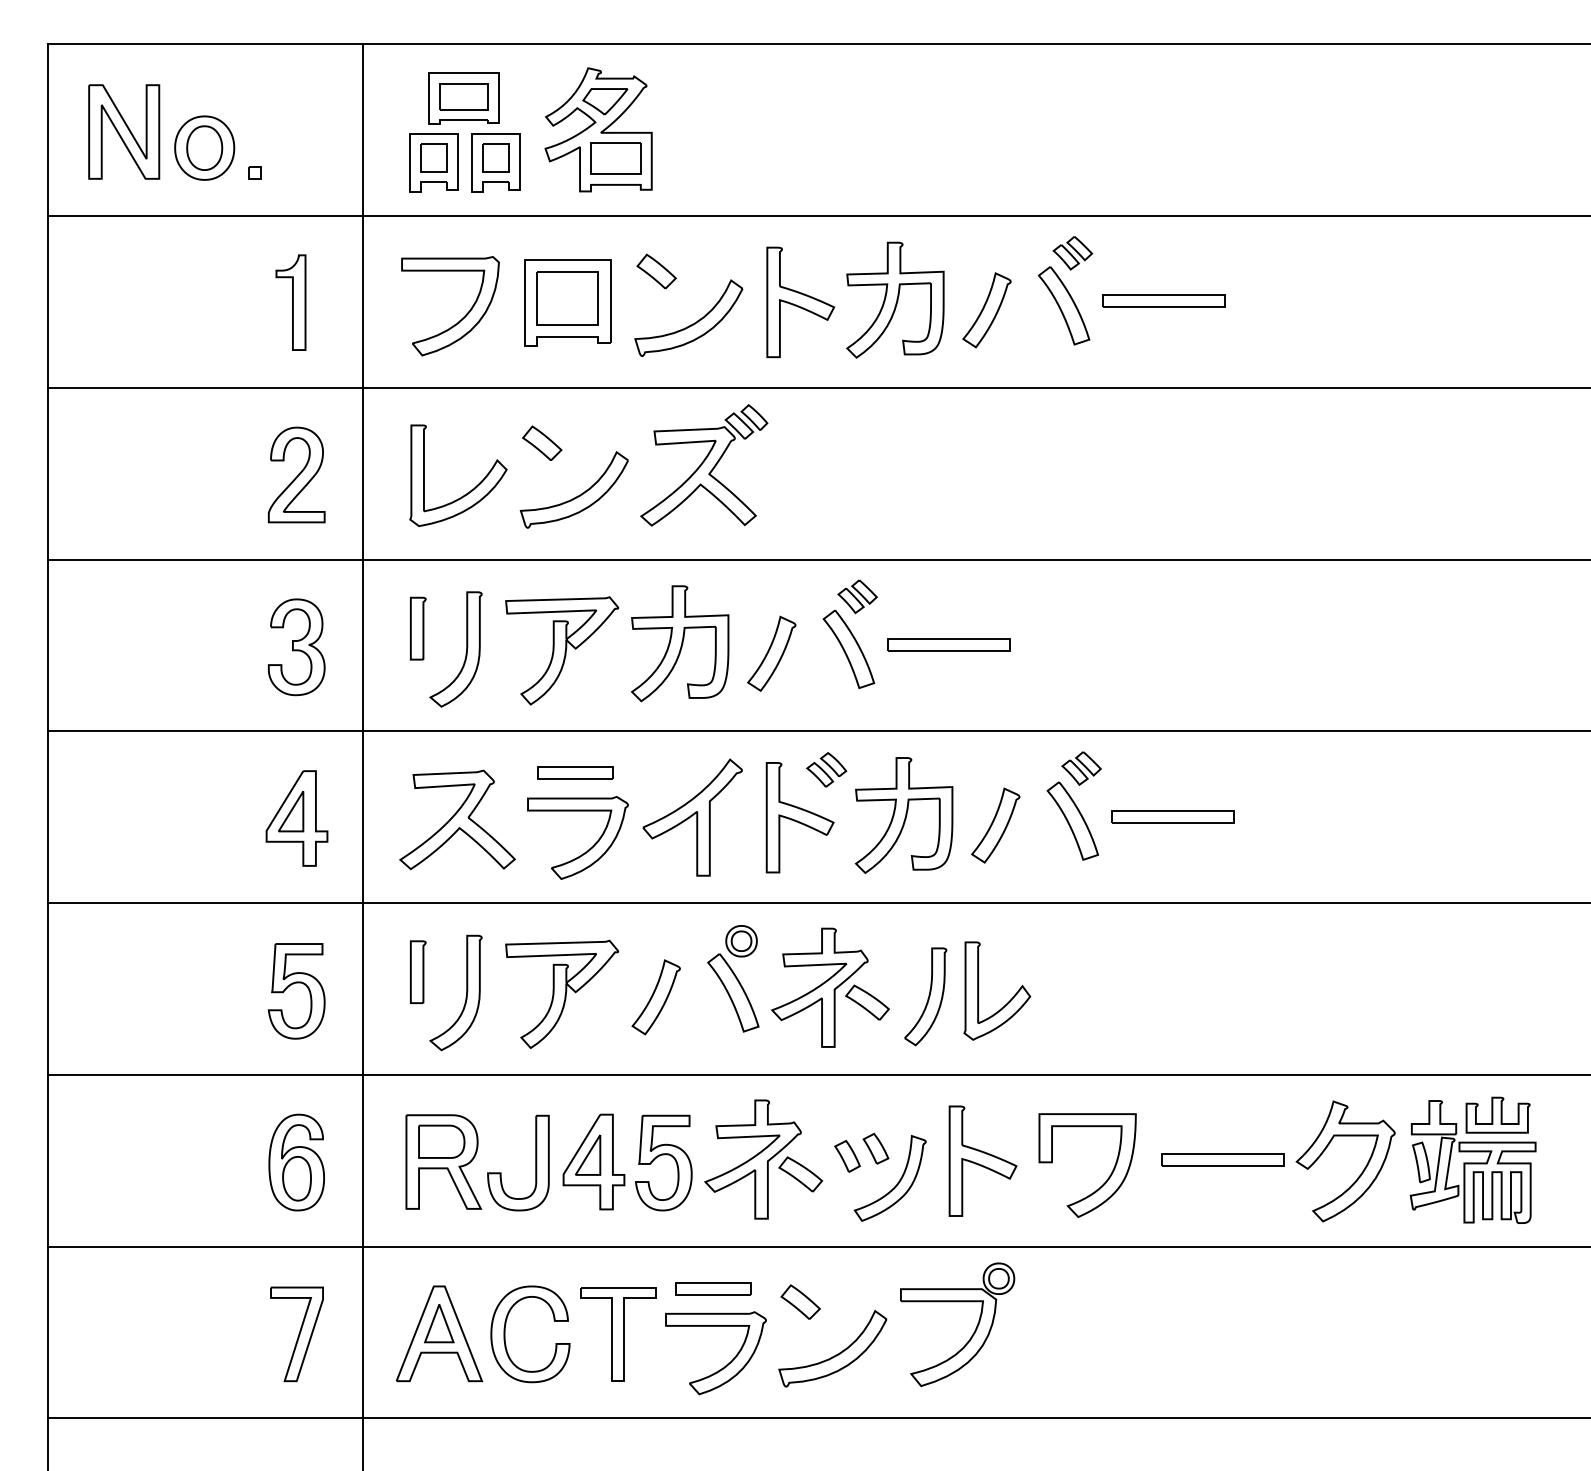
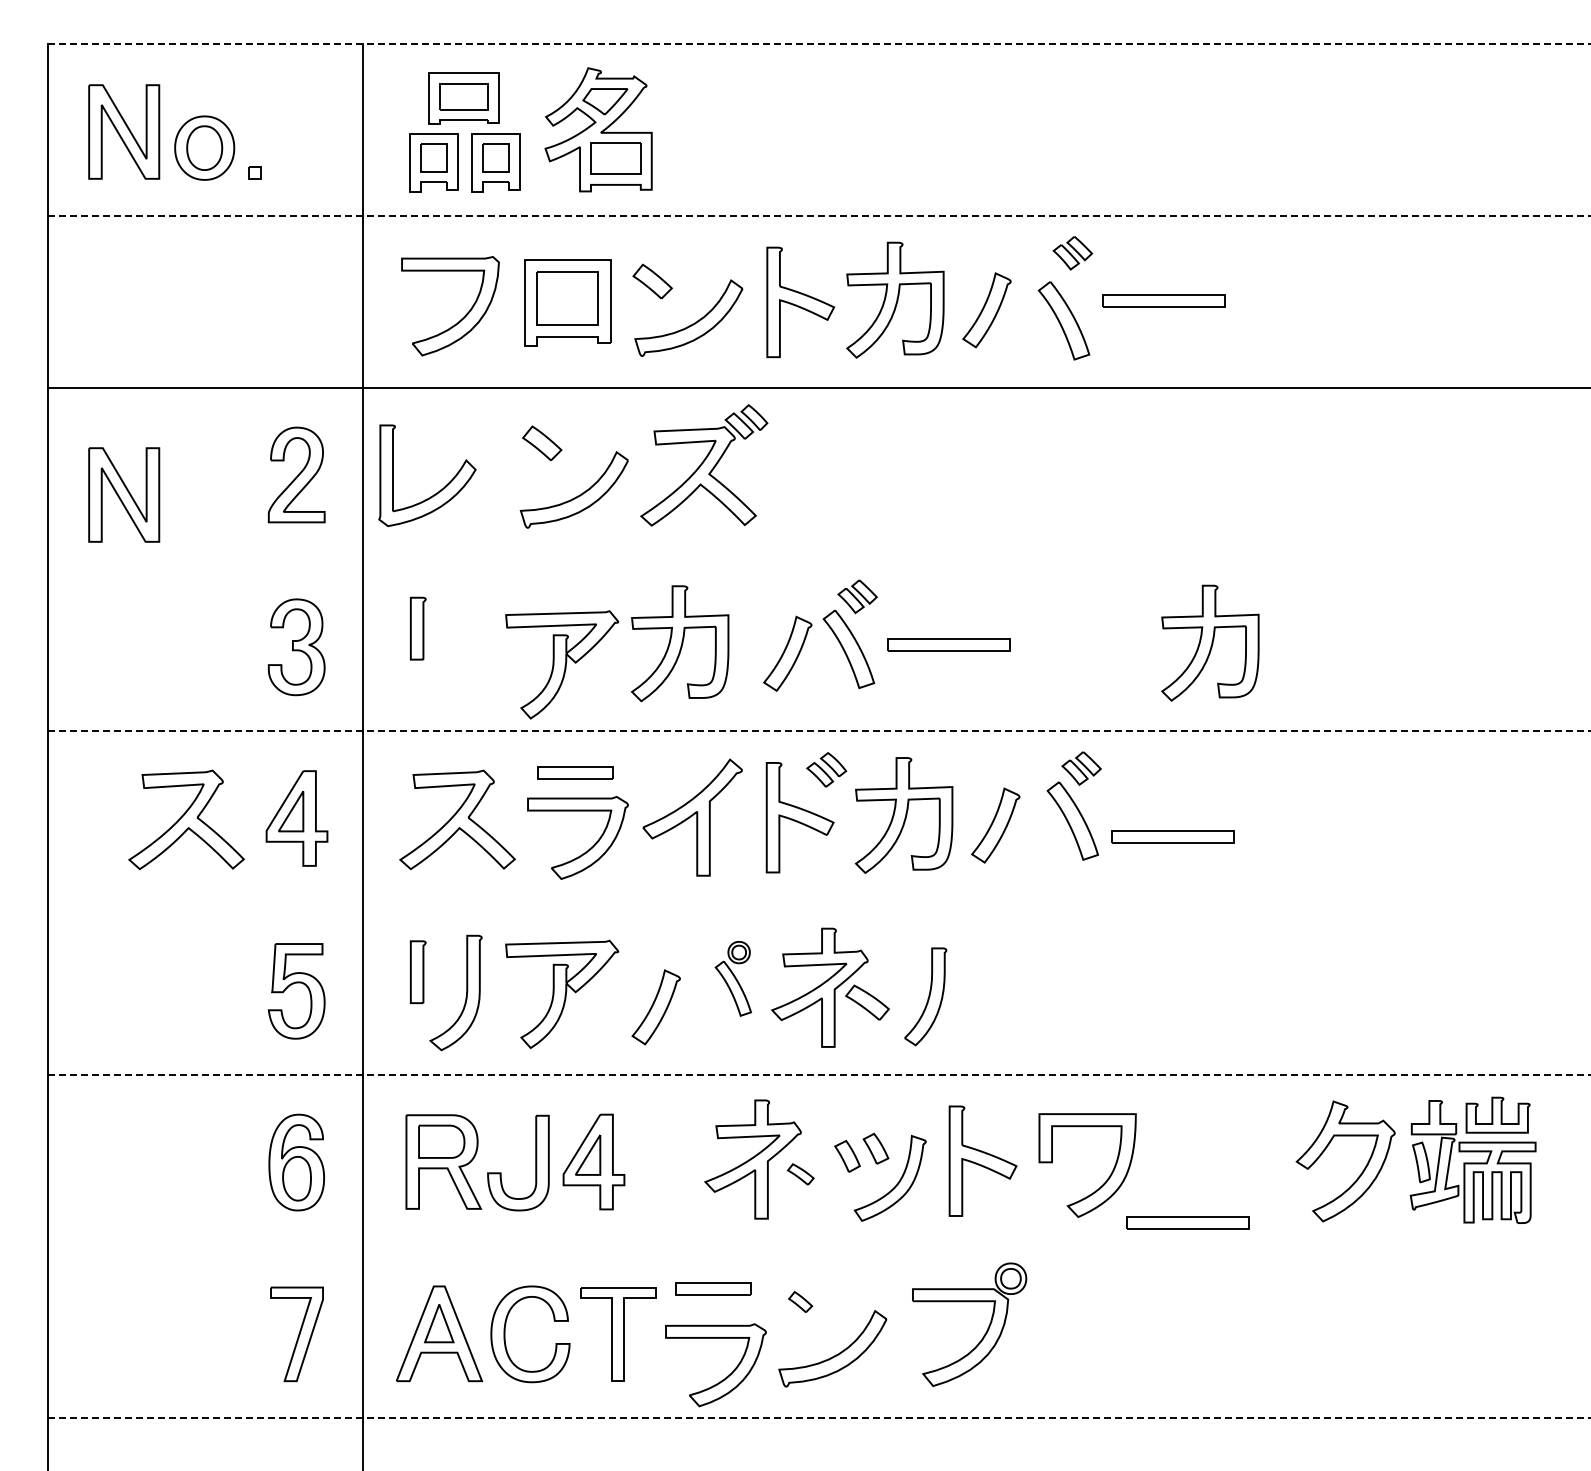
line: solid -> dashed (818, 44)
line: solid -> dashed (818, 215)
part position: (656, 271) -> (652, 281) (652, 281)
part: present -> none (290, 302)
part position: (1063, 305) -> (1063, 320) (1063, 320)
part position: (471, 489) -> (440, 489) (440, 489)
part: none -> present (124, 494)
line: present -> none (817, 559)
part: none -> present (1210, 642)
part position: (562, 650) -> (562, 664) (562, 664)
part: present -> none (465, 653)
part position: (771, 653) -> (787, 653) (787, 653)
line: solid -> dashed (818, 731)
part position: (1172, 816) -> (1172, 836) (1172, 836)
part: none -> present (186, 819)
line: present -> none (817, 903)
part size: 53x108 px -> 38x76 px (732, 978)
part position: (655, 997) -> (655, 1007) (655, 1007)
part: present -> none (1008, 1001)
line: solid -> dashed (818, 1074)
part: present -> none (660, 1156)
part position: (1222, 1159) -> (1187, 1222) (1187, 1222)
part size: 46x37 px -> 29x23 px (800, 1174)
line: present -> none (817, 1246)
part size: 41x36 px -> 26x22 px (800, 1301)
part position: (971, 1335) -> (983, 1335) (983, 1335)
part position: (726, 1364) -> (726, 1376) (726, 1376)
line: solid -> dashed (818, 1418)
